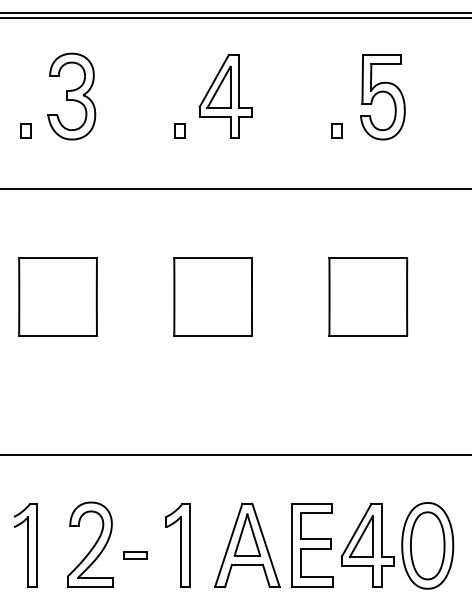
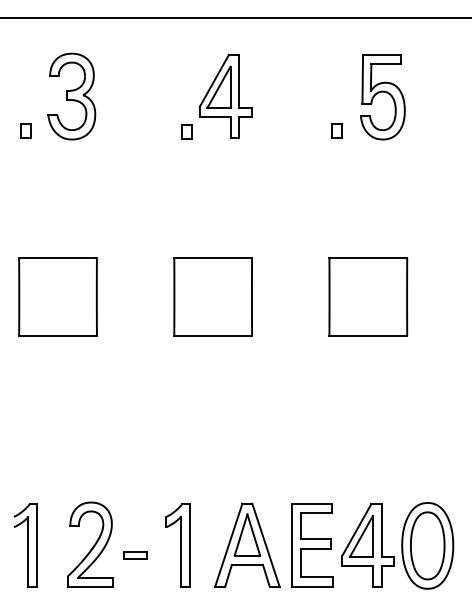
line: present -> none (235, 12)
part position: (179, 130) -> (186, 131) (186, 131)
line: present -> none (235, 189)
line: present -> none (235, 454)
